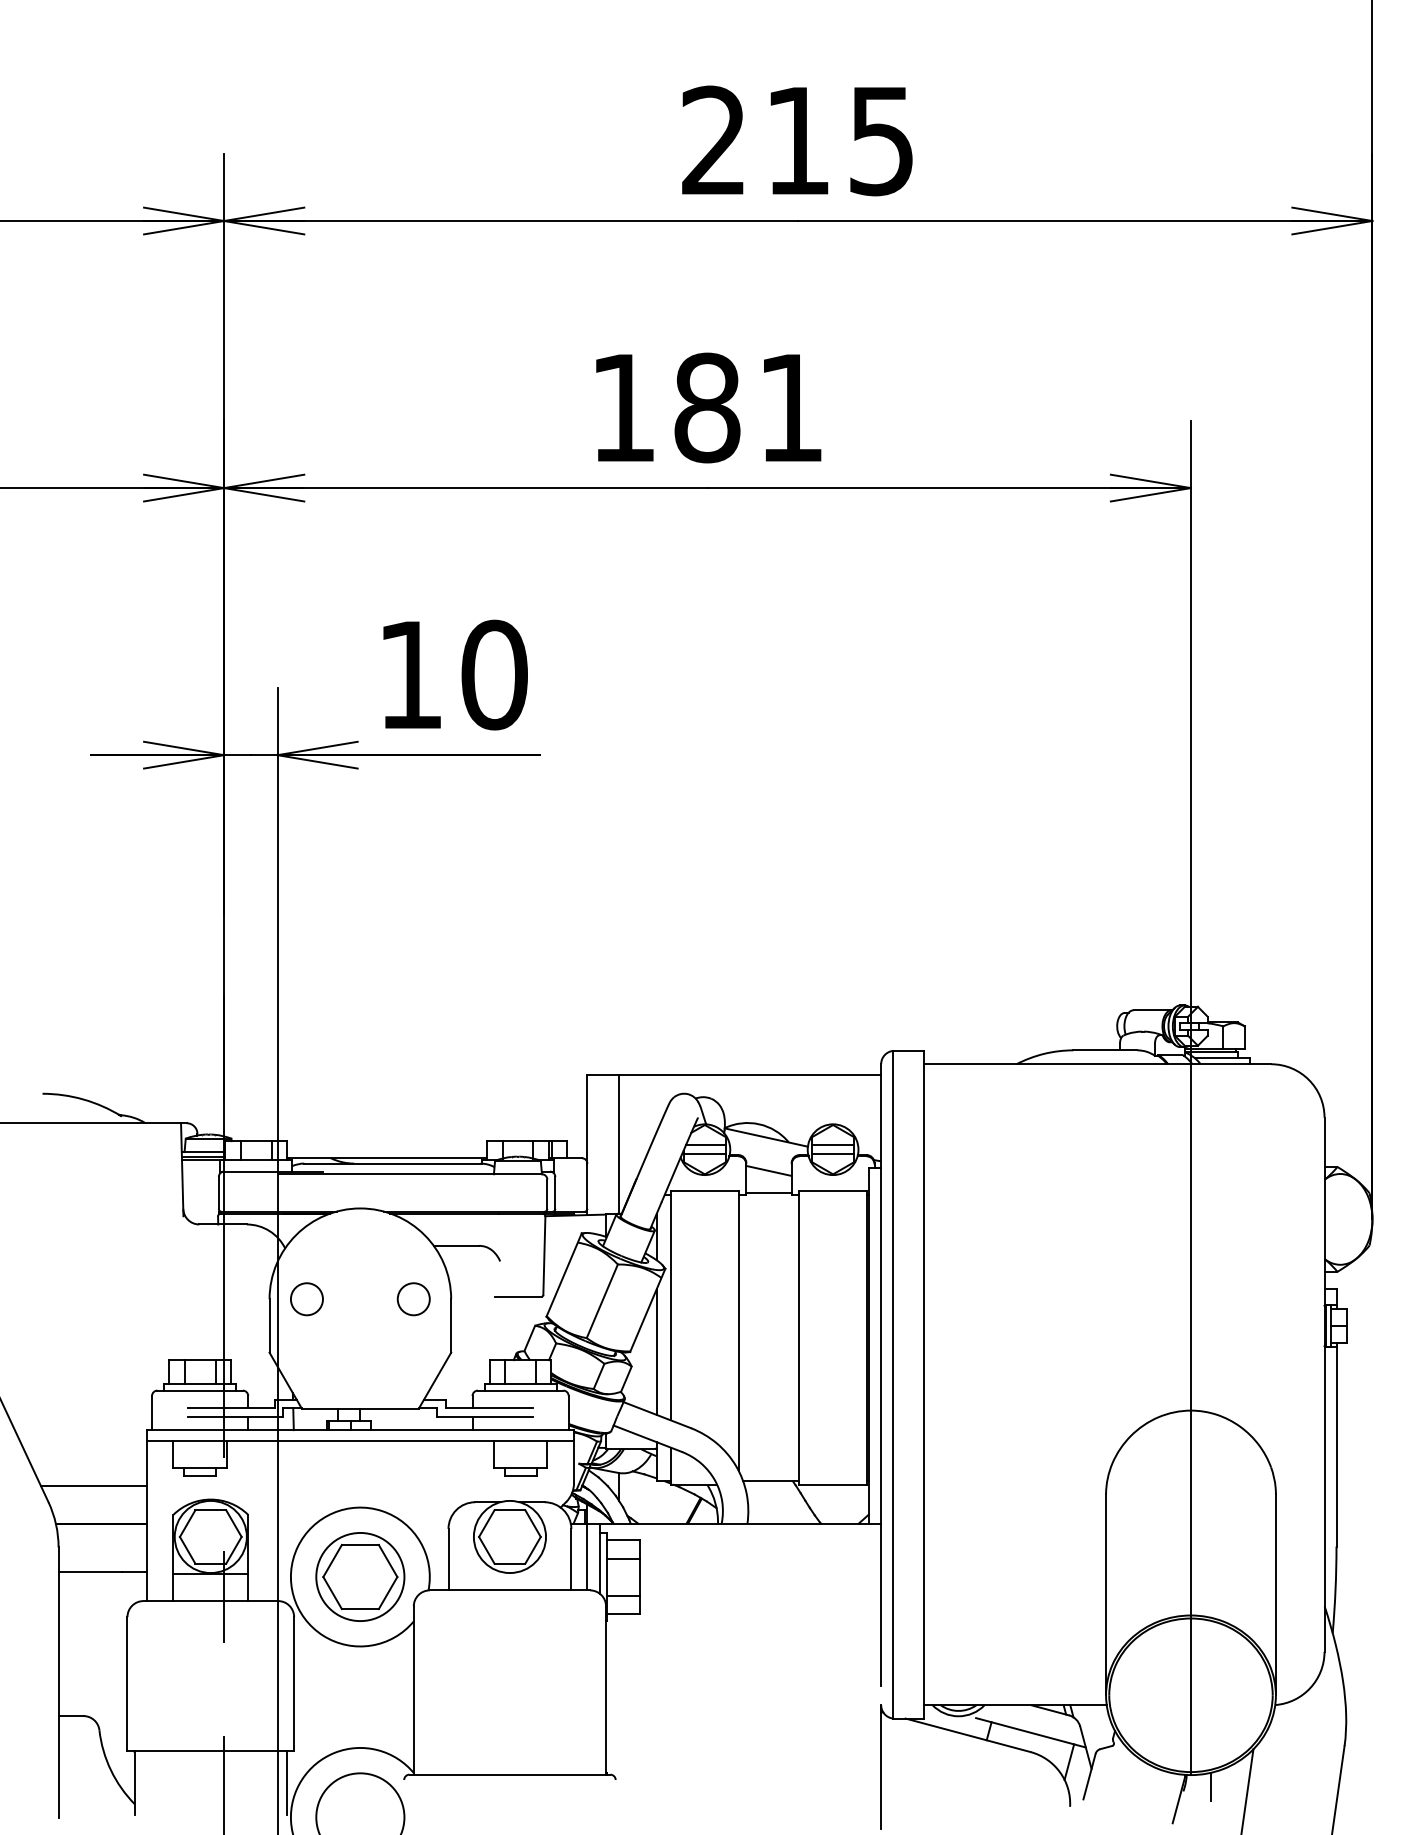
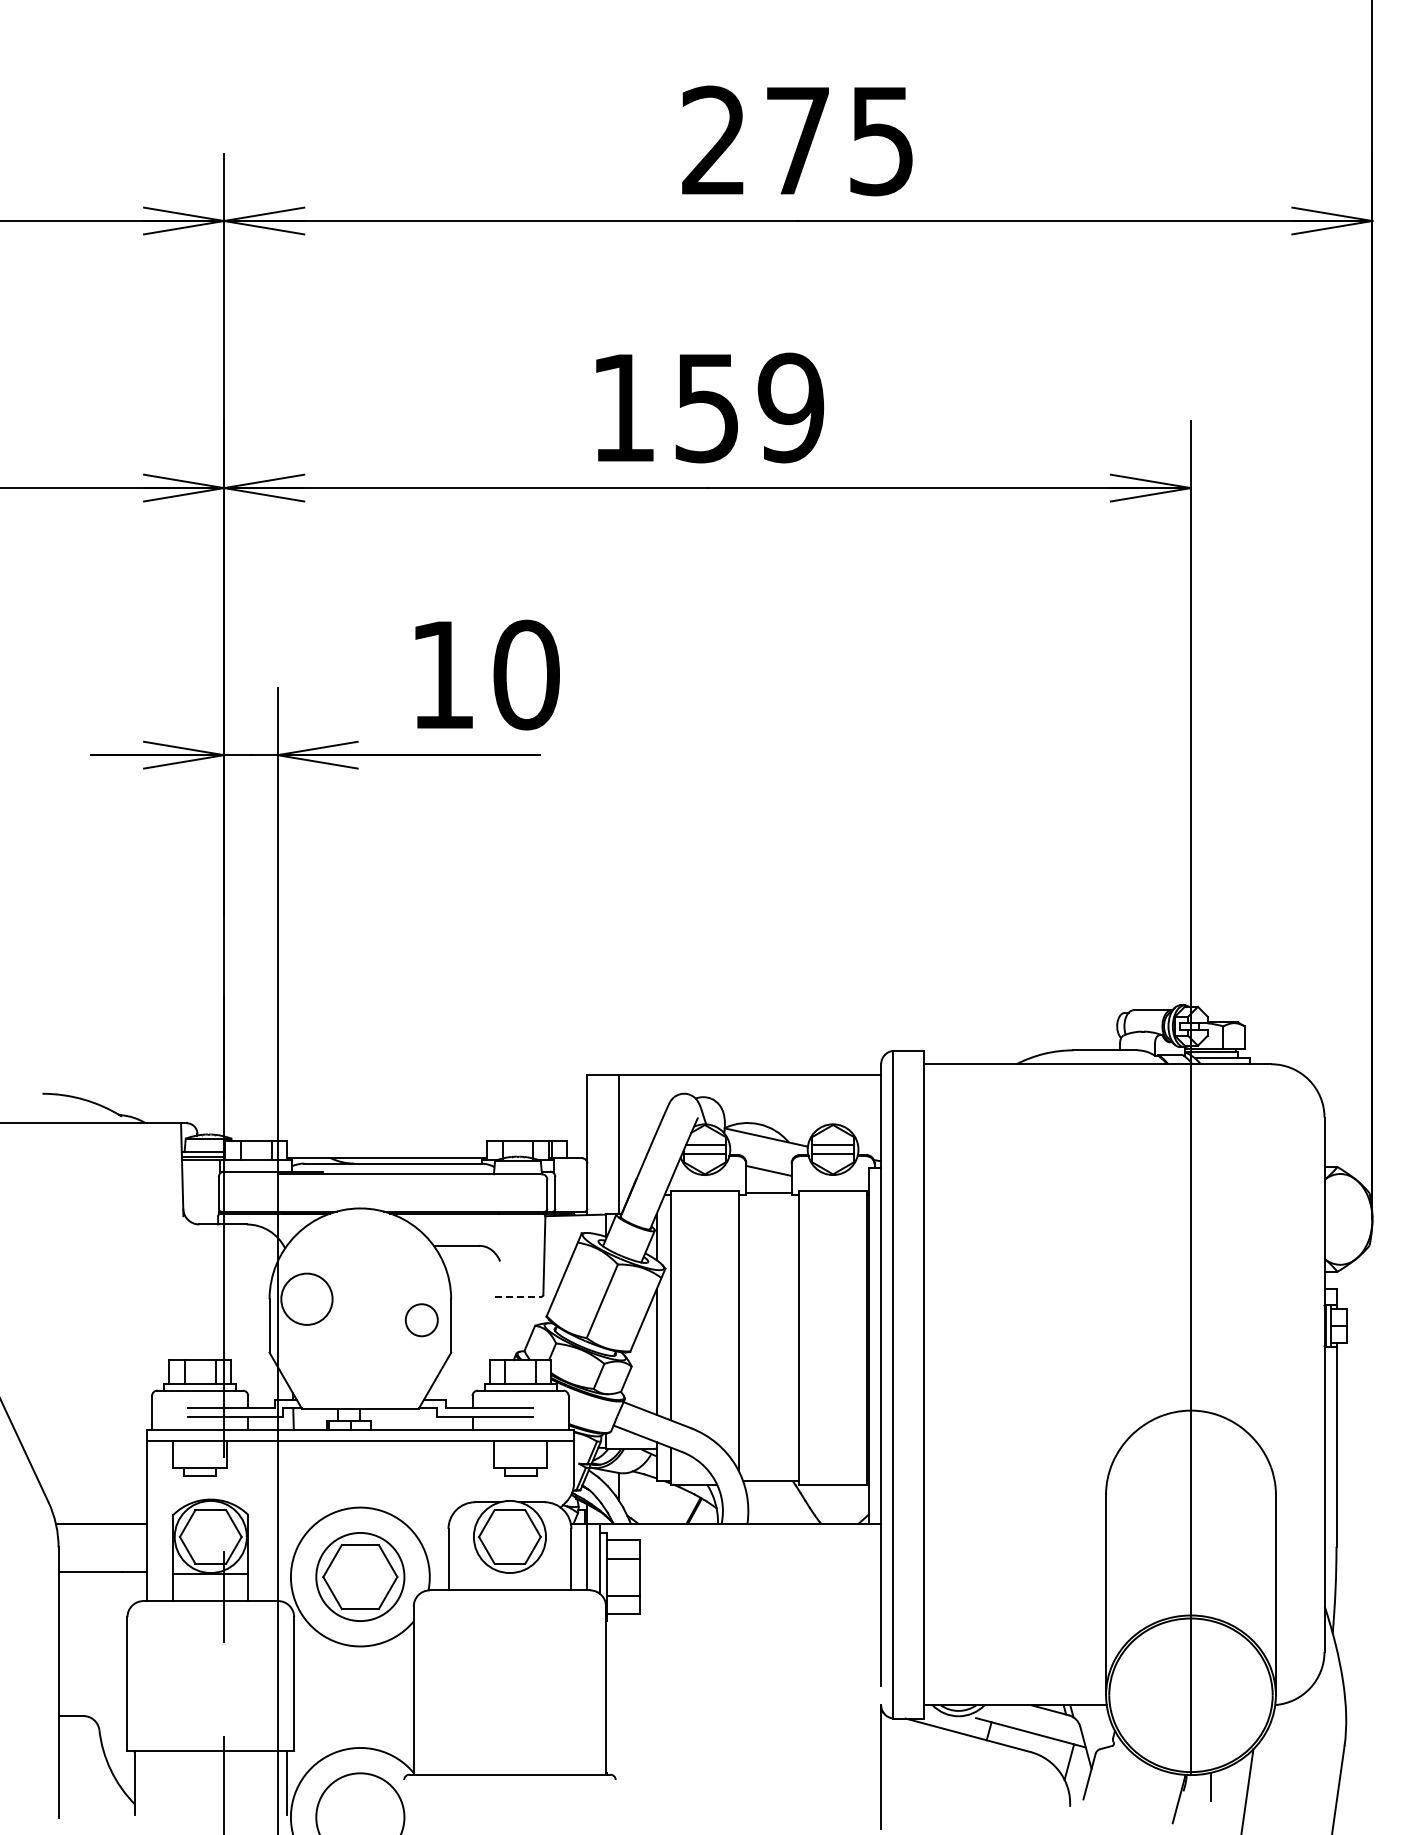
text: 215 -> 275 (797, 140)
text: 181 -> 159 (749, 407)
text position: (455, 674) -> (487, 674) (487, 674)
line: solid -> dashed (518, 1296)
circle diameter: 32 px -> 51 px (306, 1298)
circle position: (413, 1299) -> (421, 1320) (421, 1320)
line: present -> none (93, 1486)
